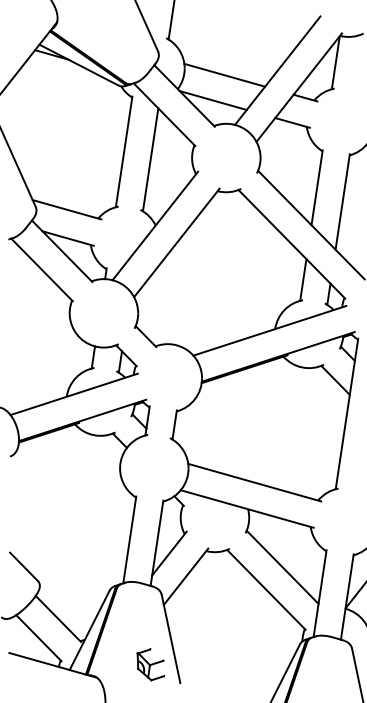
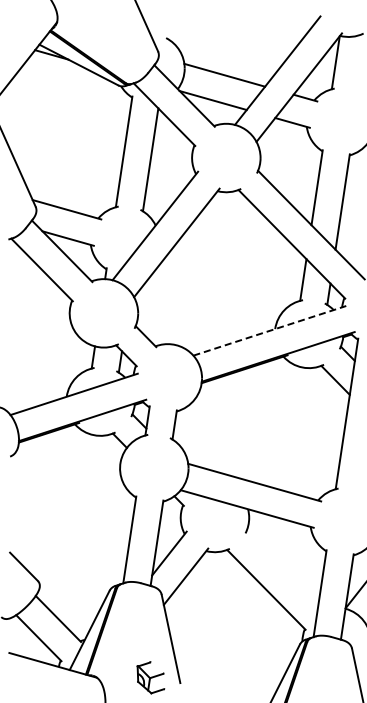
line: present -> none (171, 20)
line: solid -> dashed (270, 330)
line: present -> none (282, 566)
part position: (150, 664) -> (150, 677) (150, 677)
